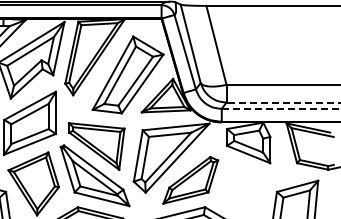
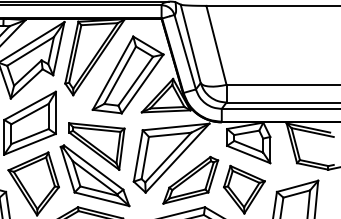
line: dashed -> solid (283, 102)
line: dashed -> solid (280, 108)
part: none -> present (244, 189)
